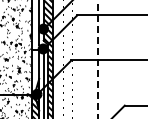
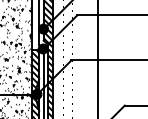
line: dashed -> solid (97, 58)
hatch: none -> present (35, 70)
